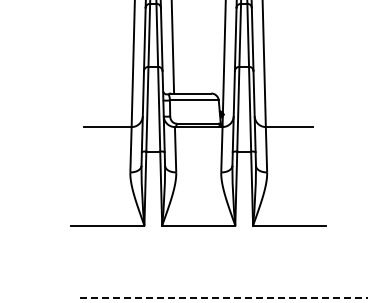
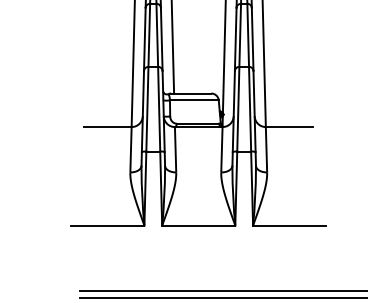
line: none -> present (221, 291)
line: dashed -> solid (223, 298)
